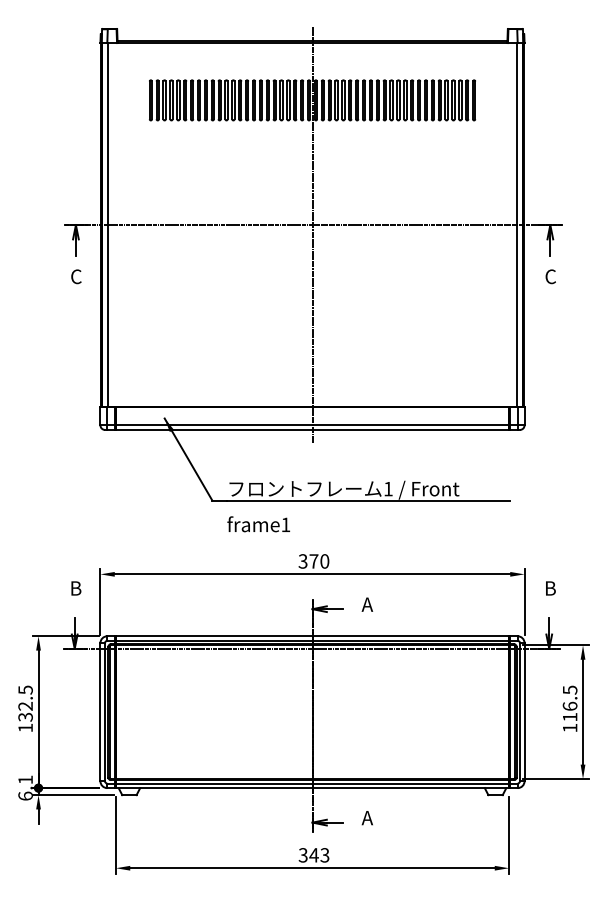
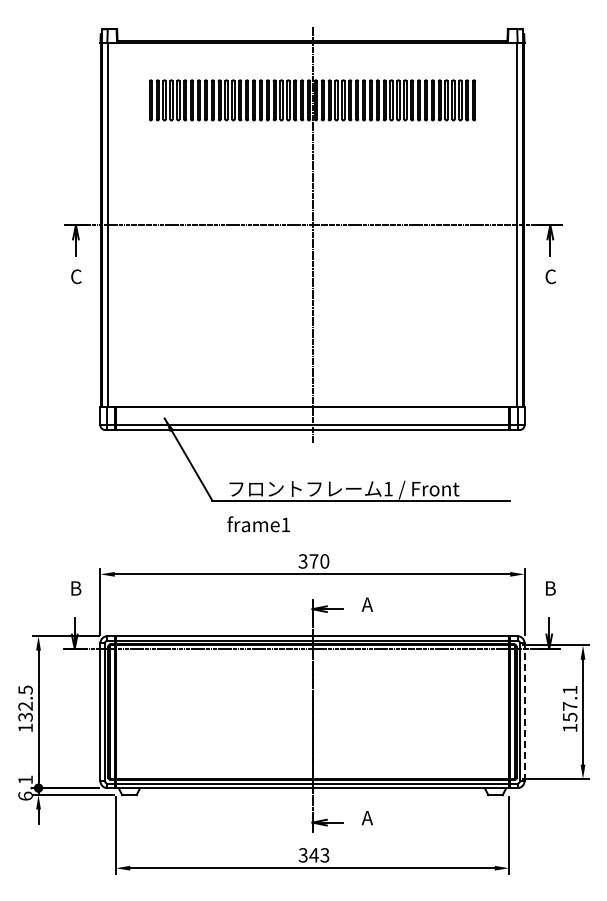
text: 116.5 -> 157.1 (569, 703)
line: solid -> dashed (524, 711)
